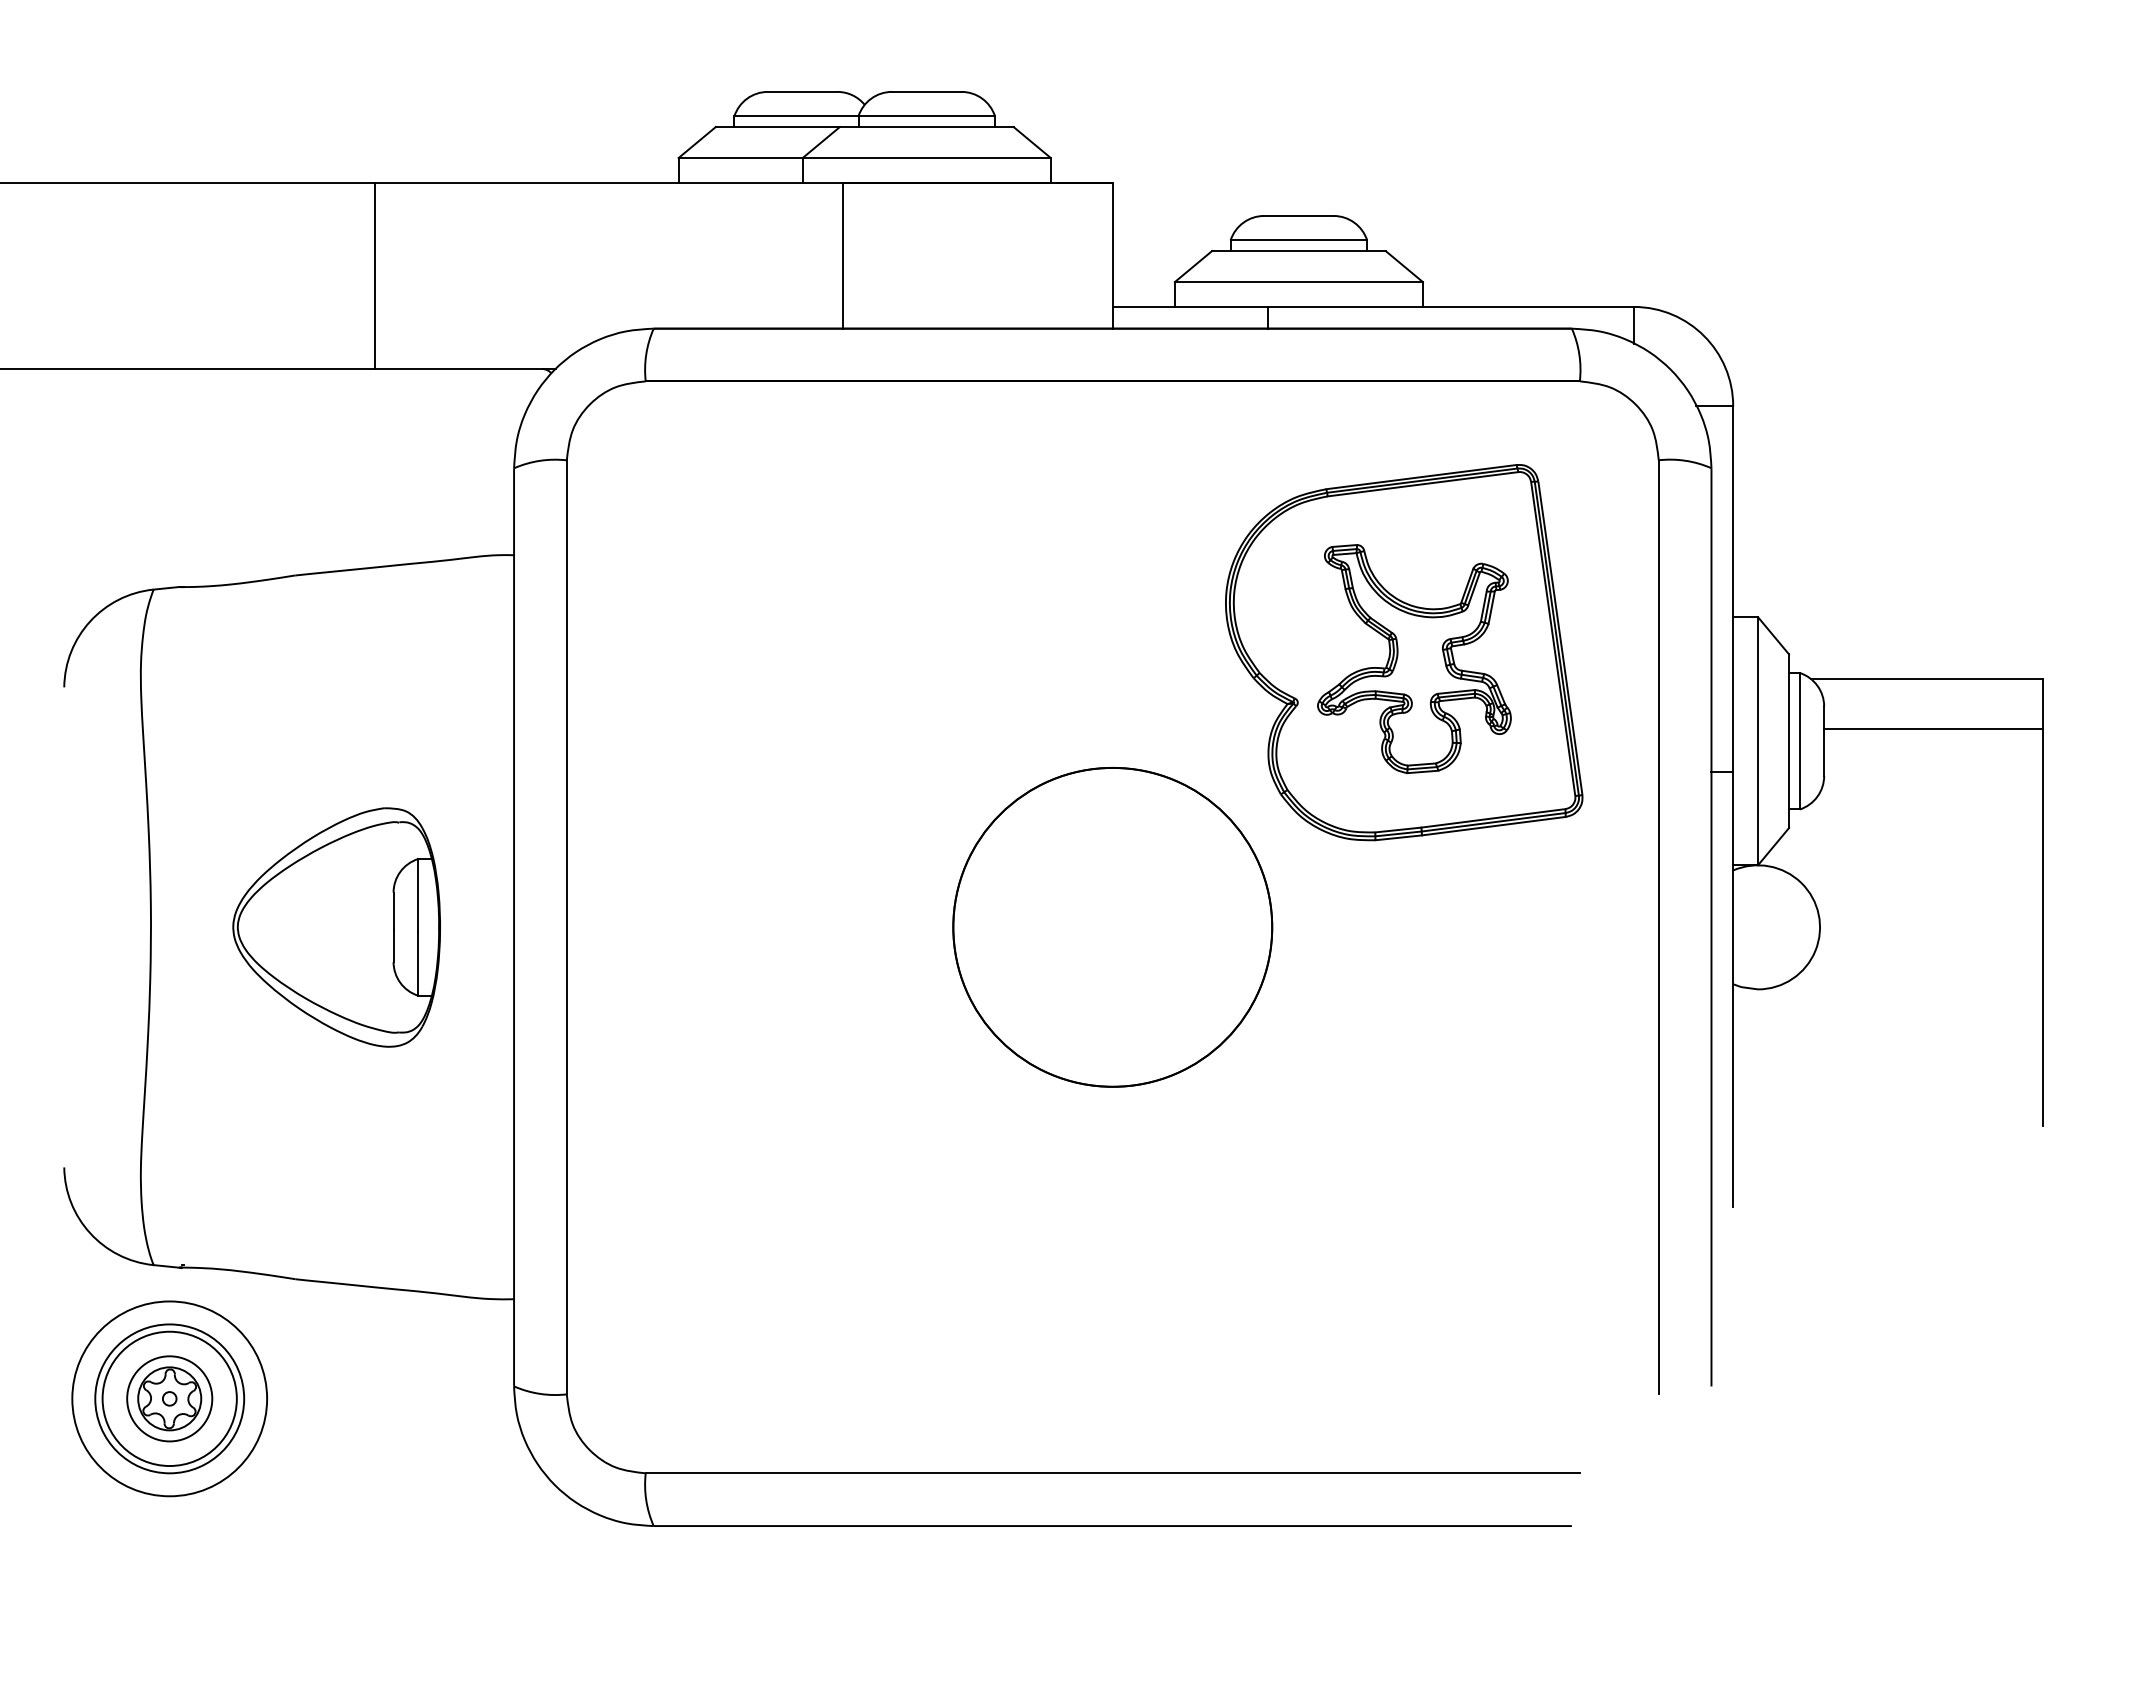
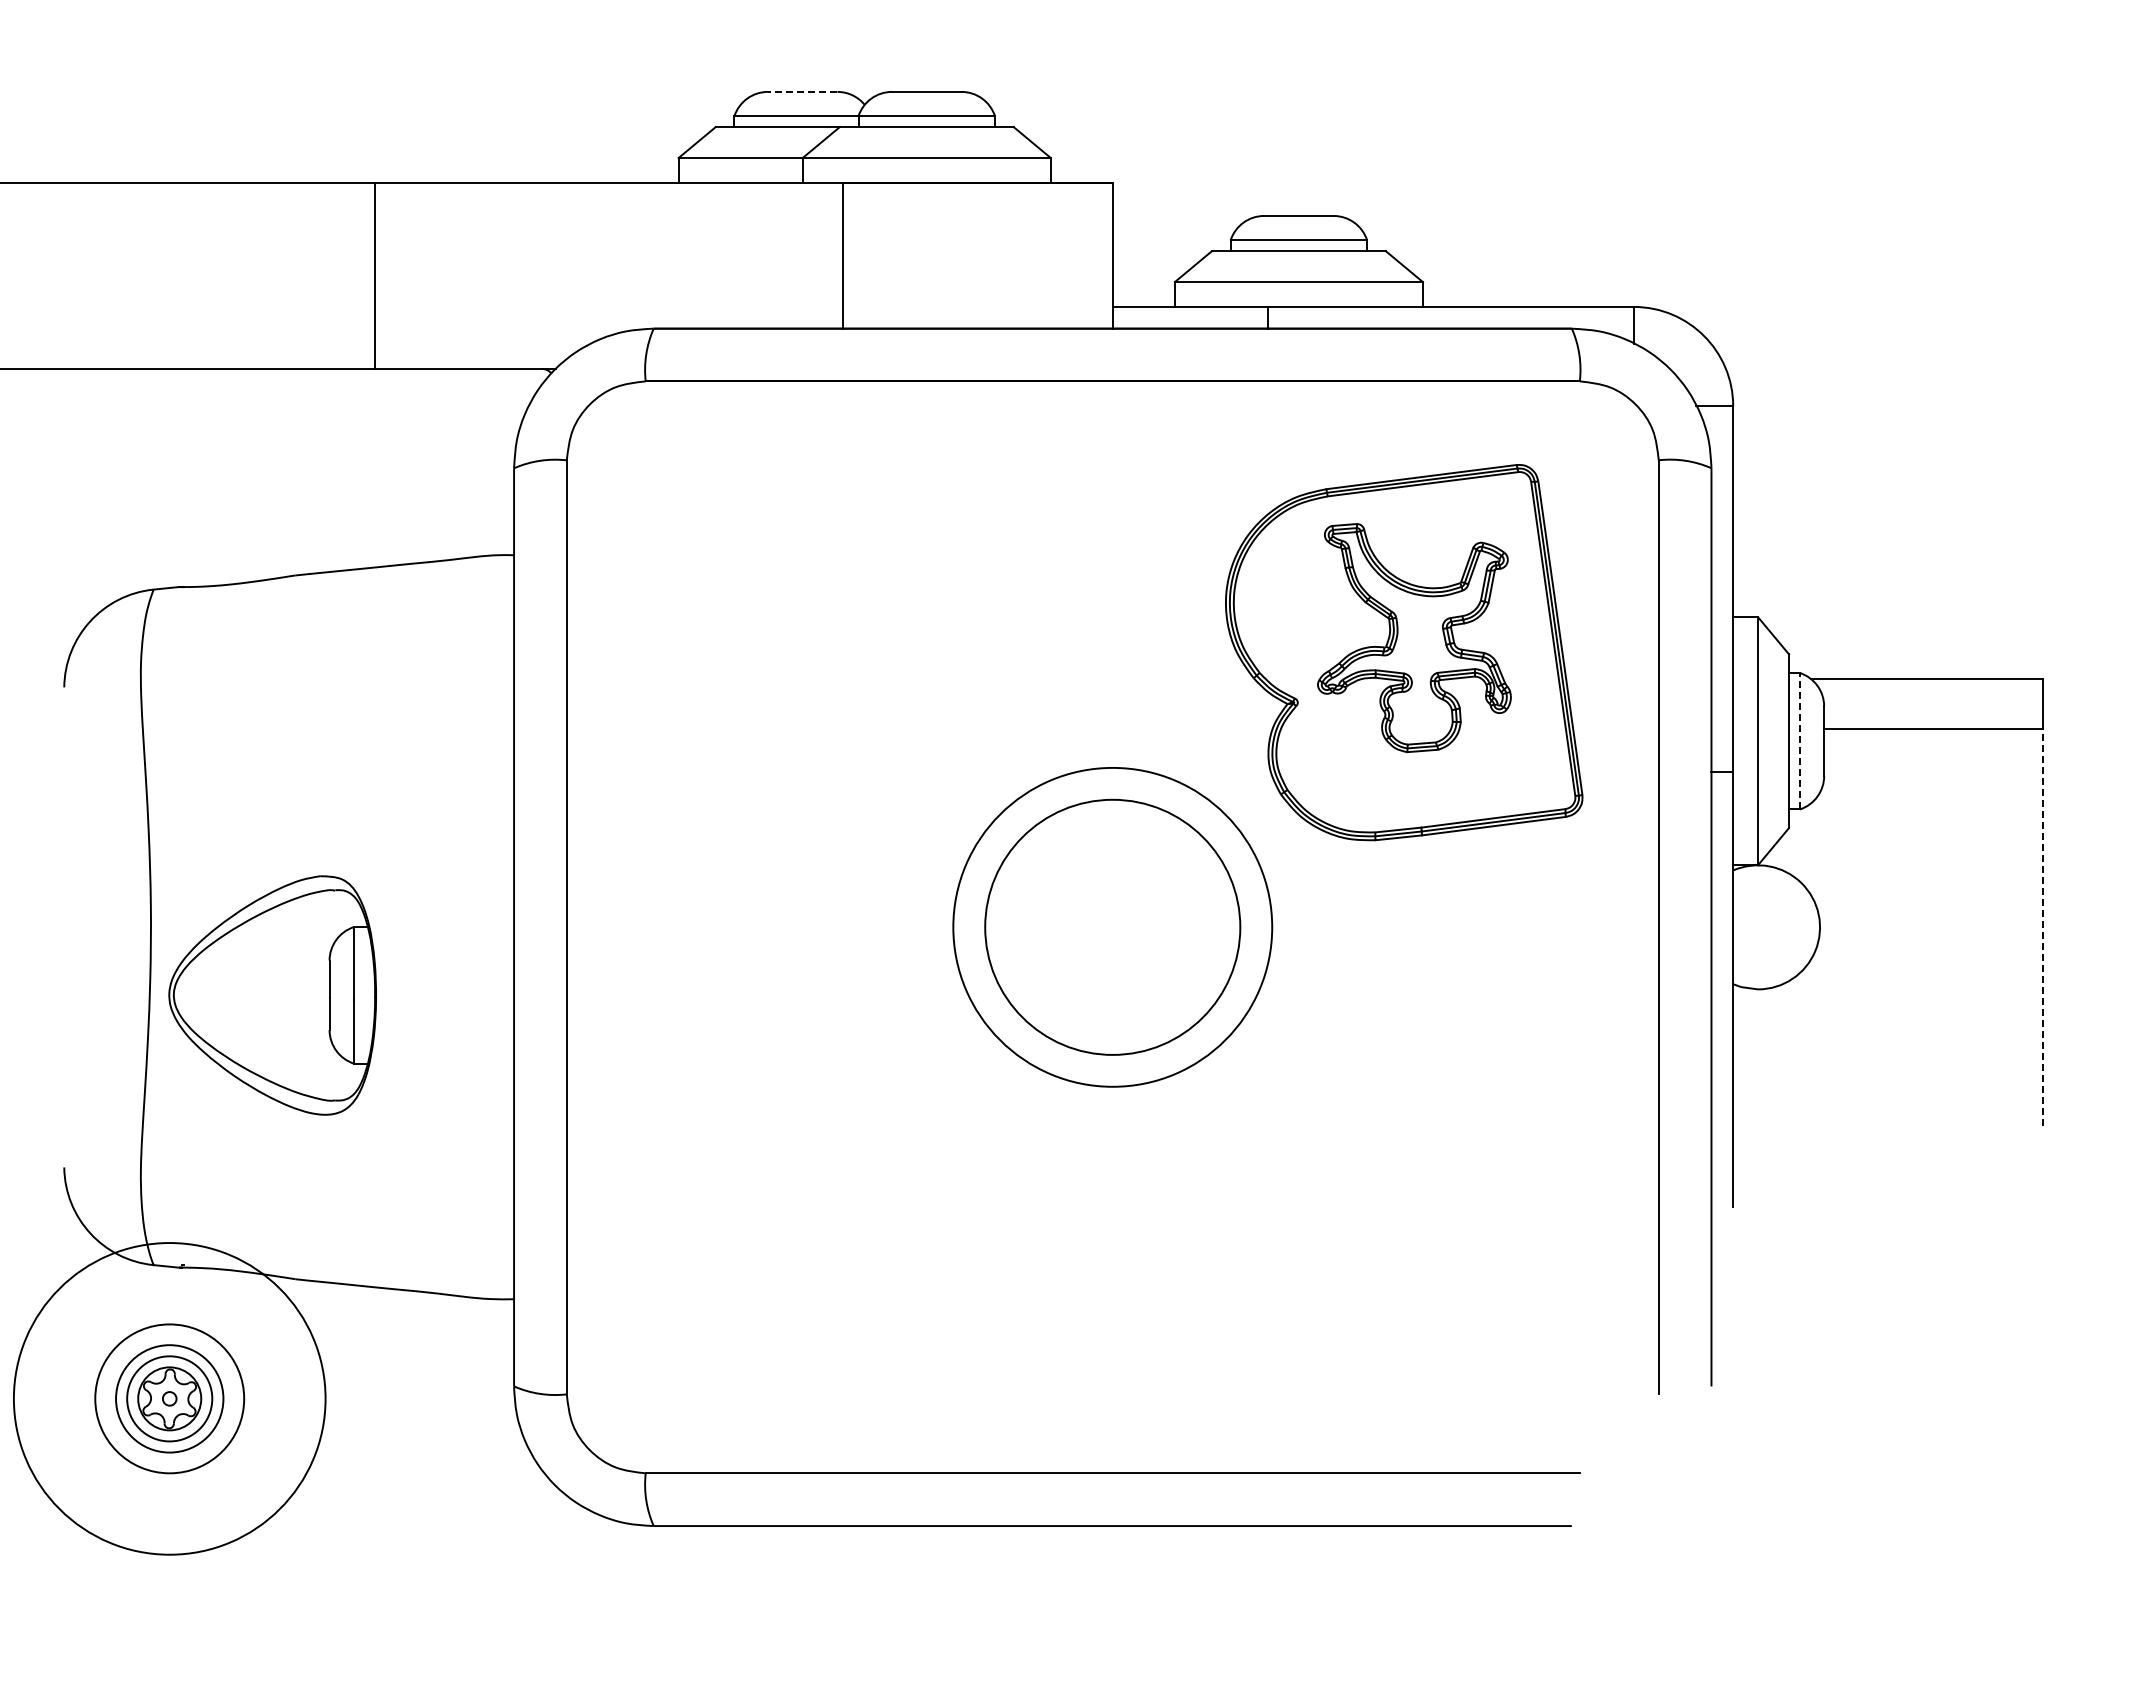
line: solid -> dashed (802, 91)
part position: (1414, 659) -> (1414, 638) (1414, 638)
line: solid -> dashed (1799, 740)
circle diameter: 319 px -> 255 px (1112, 926)
part position: (336, 927) -> (272, 995) (272, 995)
line: solid -> dashed (2043, 927)
circle diameter: 134 px -> 107 px (169, 1398)
circle diameter: 195 px -> 312 px (169, 1398)
